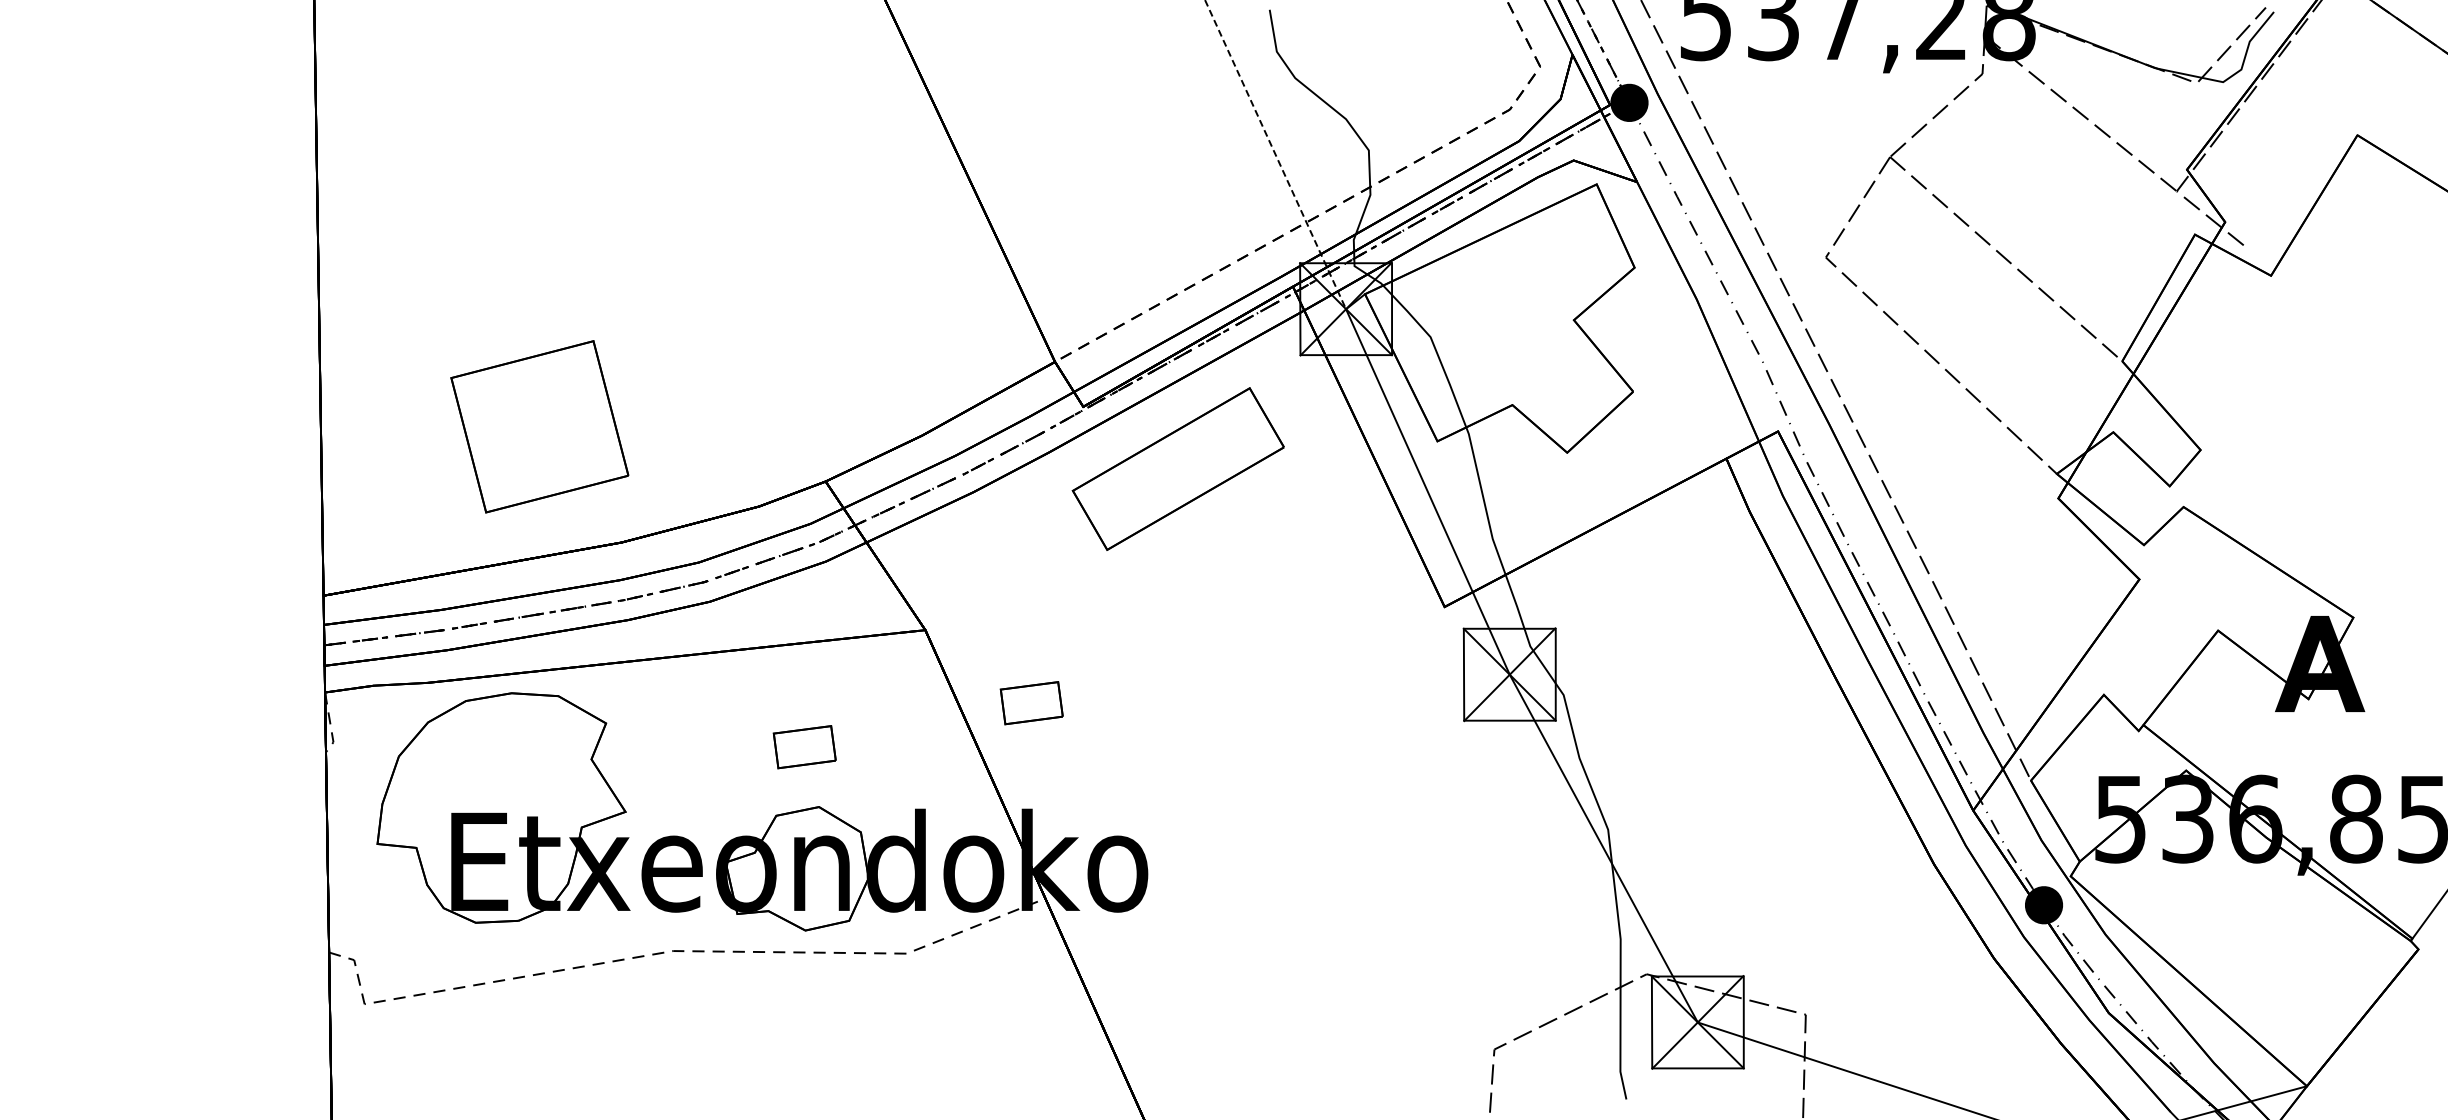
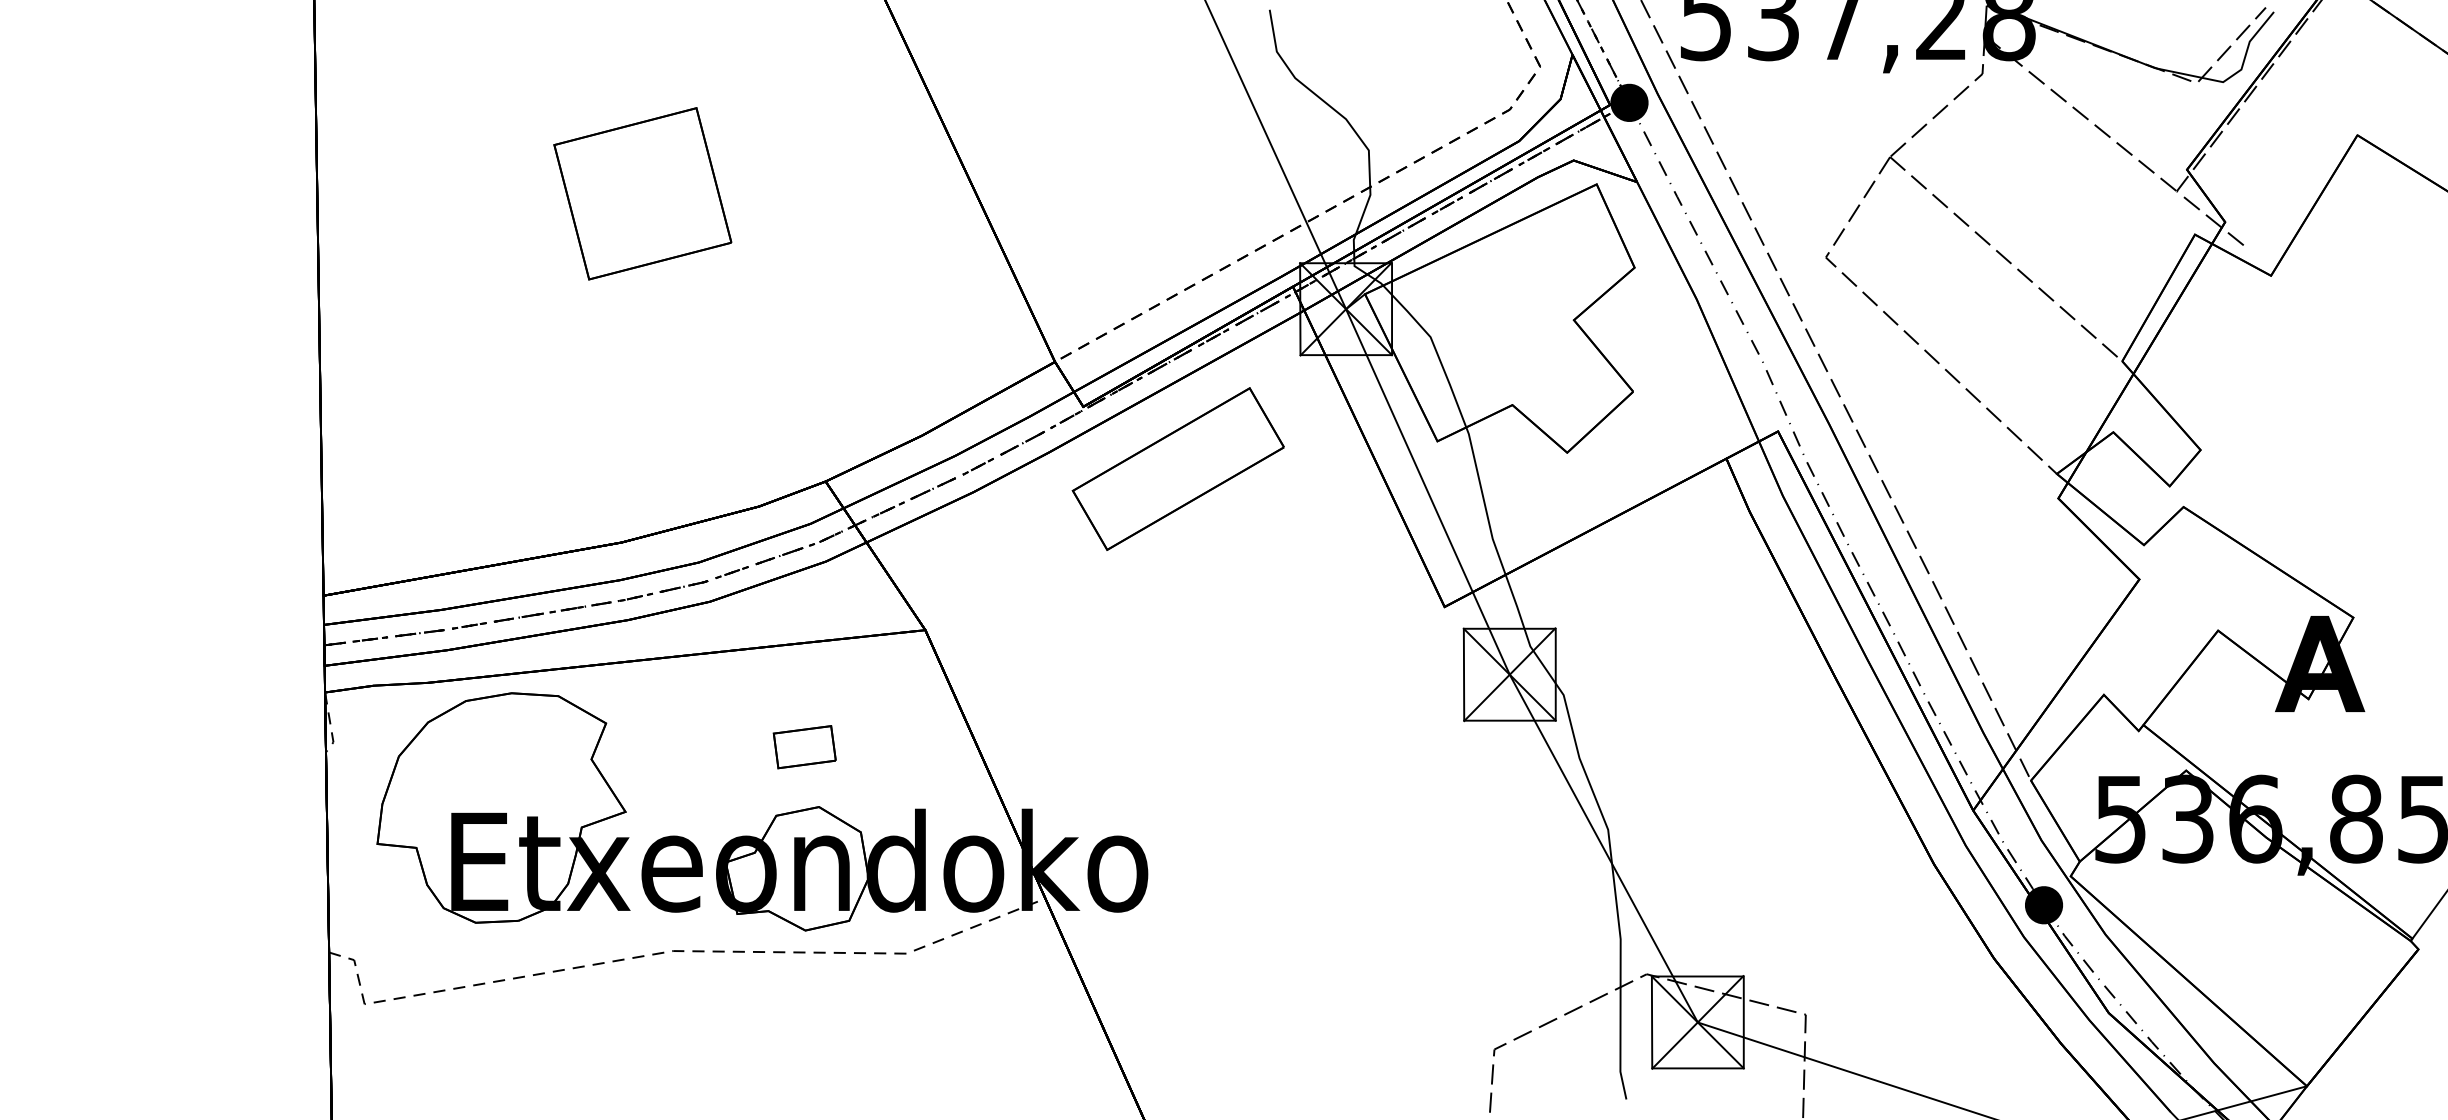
line: dashed -> solid (1275, 154)
part position: (539, 426) -> (642, 193) (642, 193)
part: present -> none (1031, 703)
